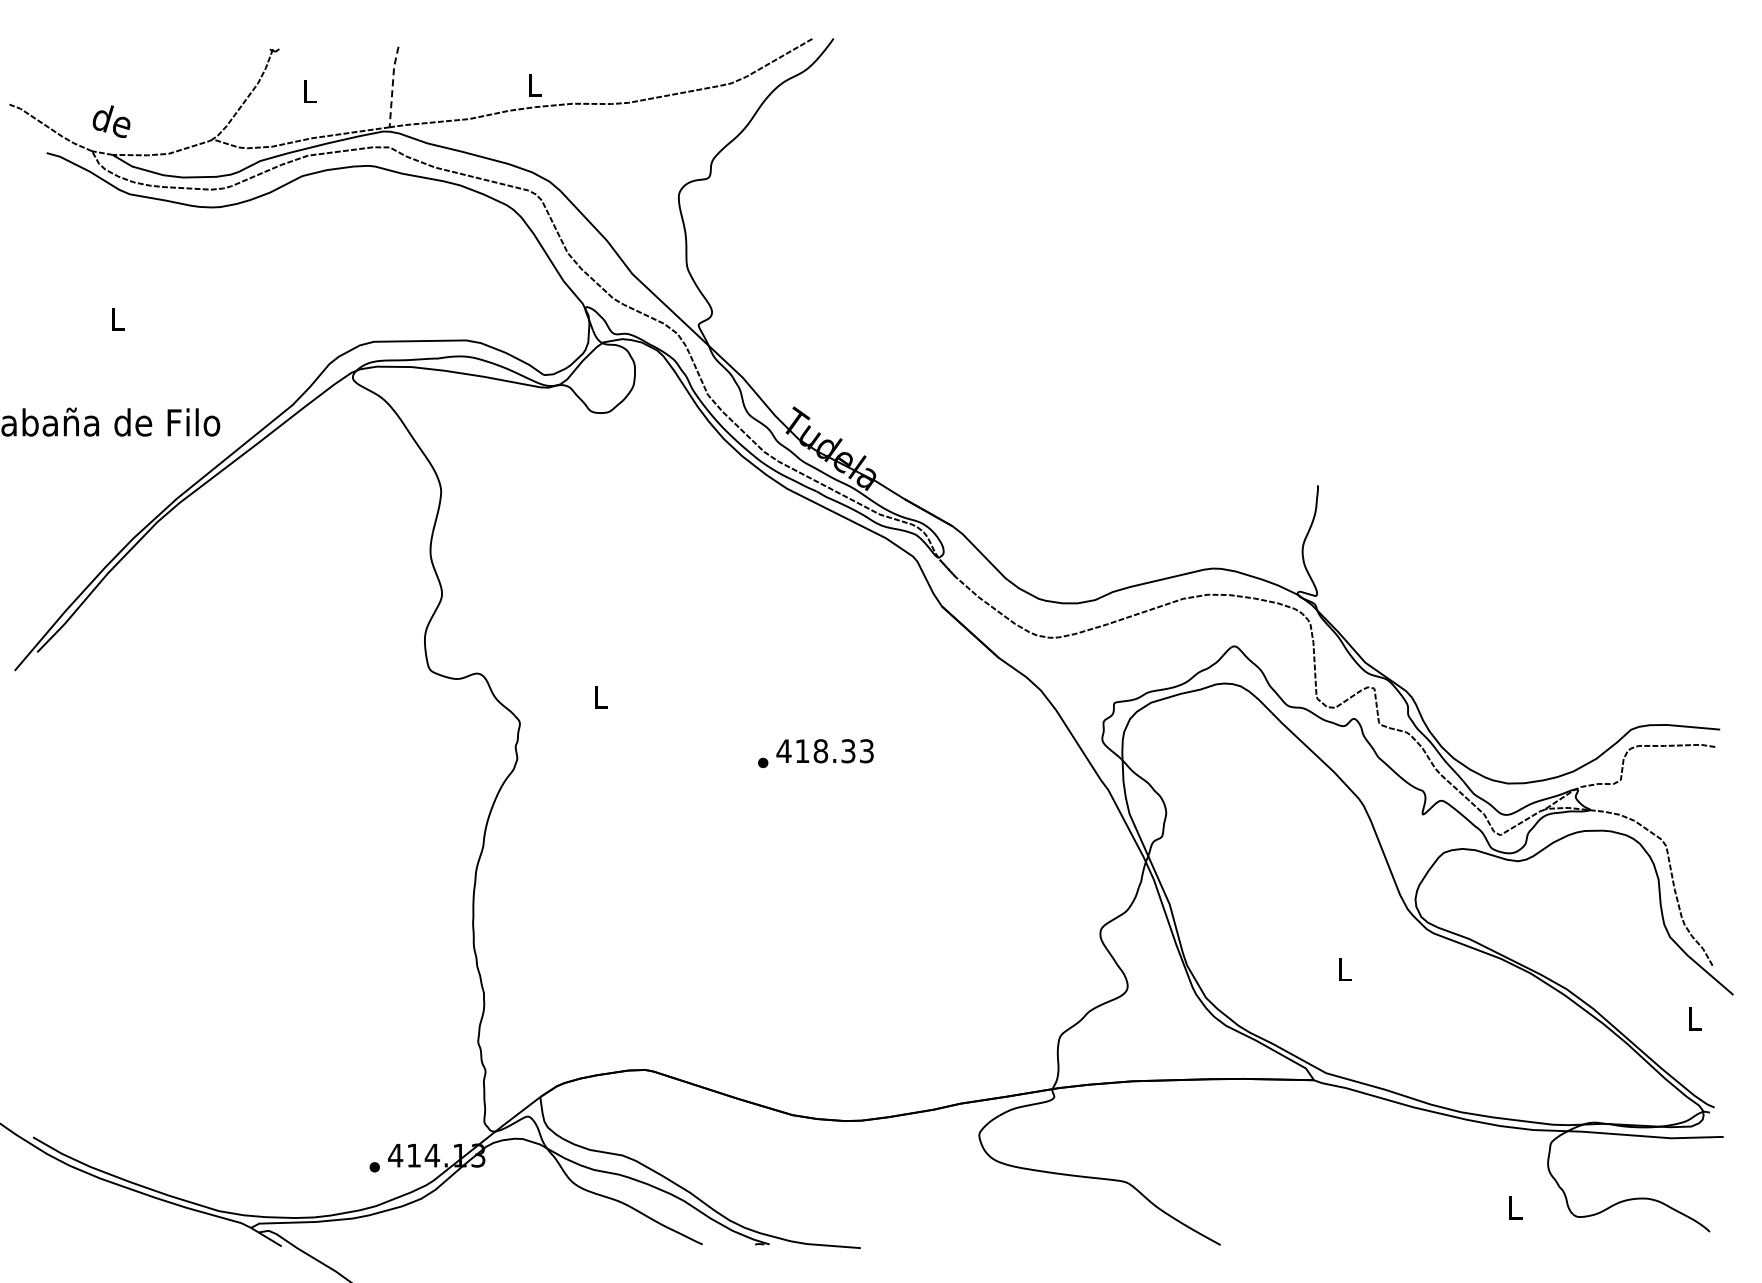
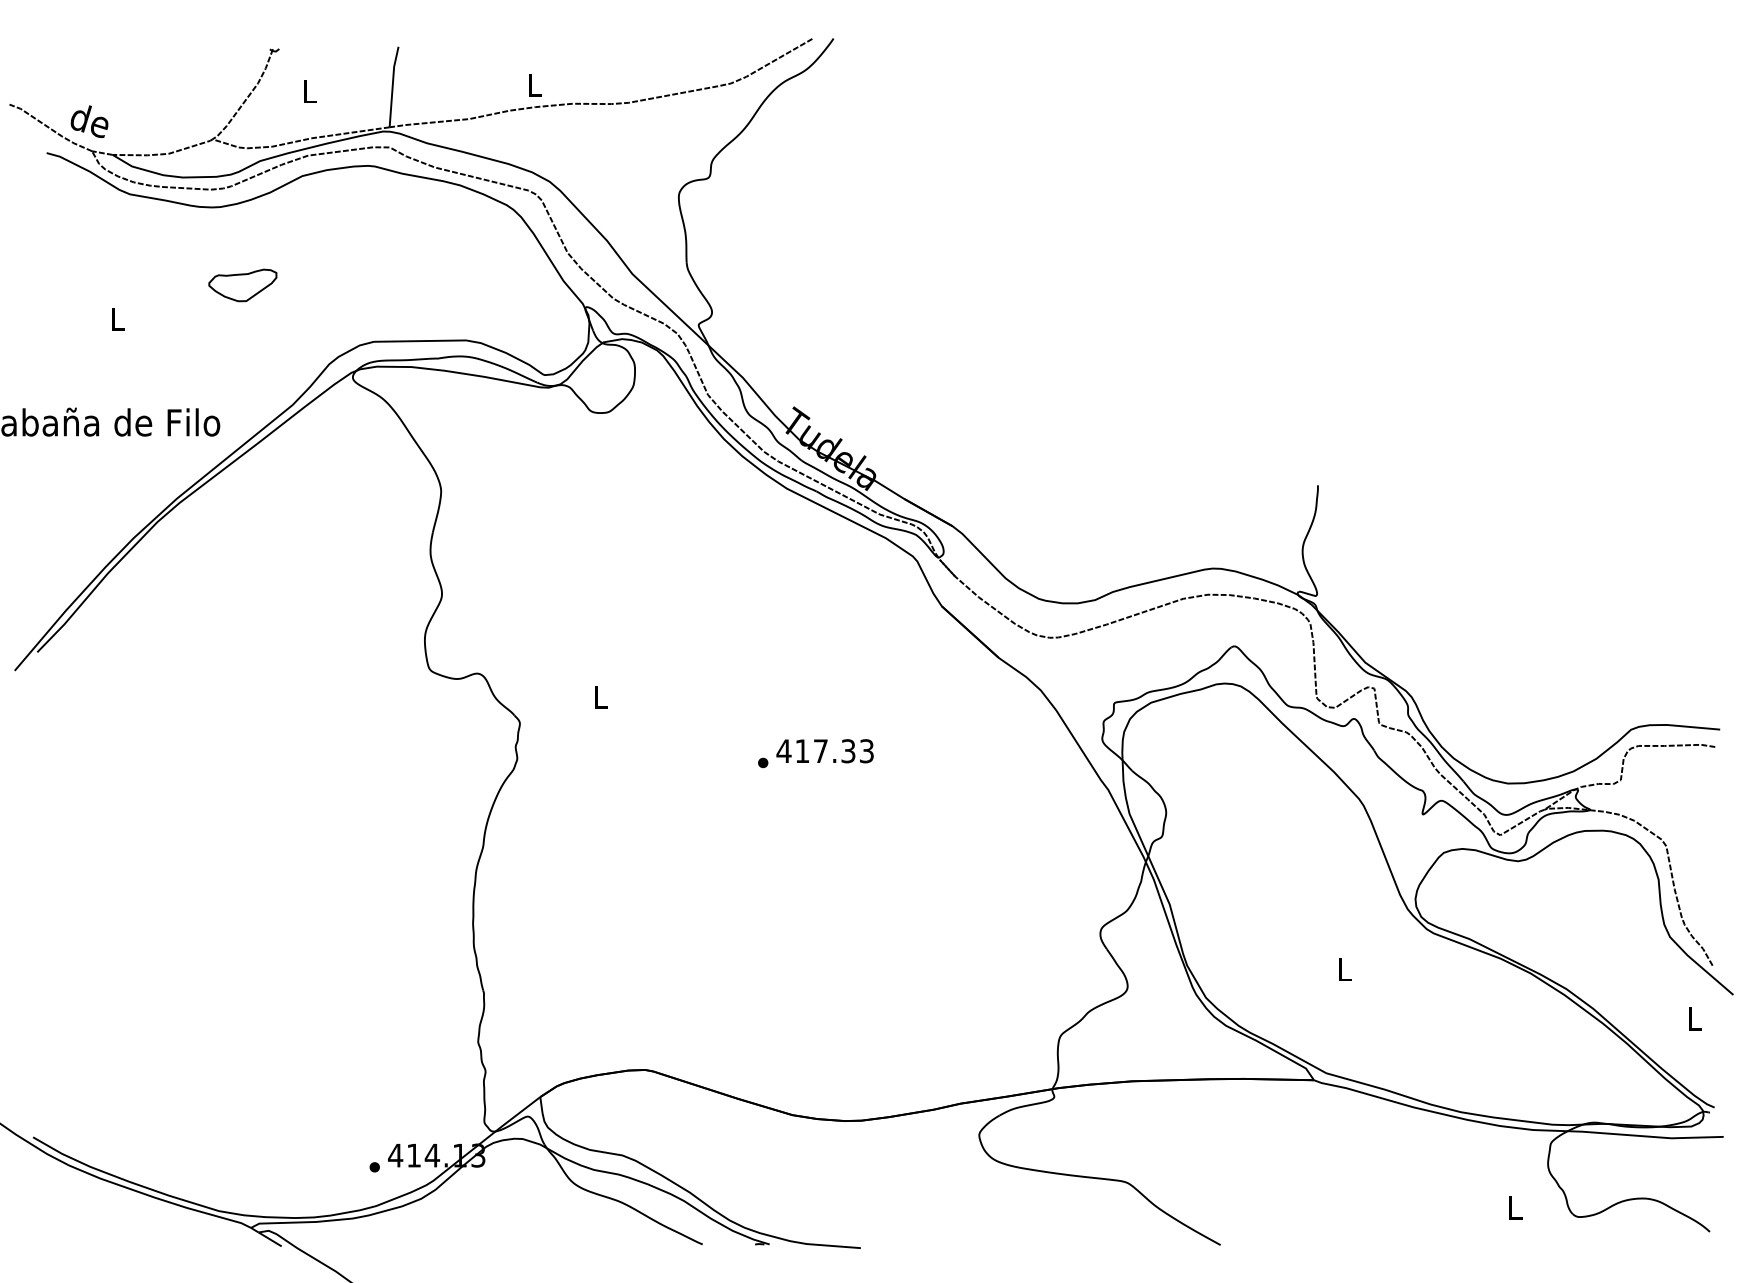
line: dashed -> solid (392, 86)
text position: (111, 121) -> (89, 121) (89, 121)
part: none -> present (242, 285)
text: 418.33 -> 417.33 (820, 751)
